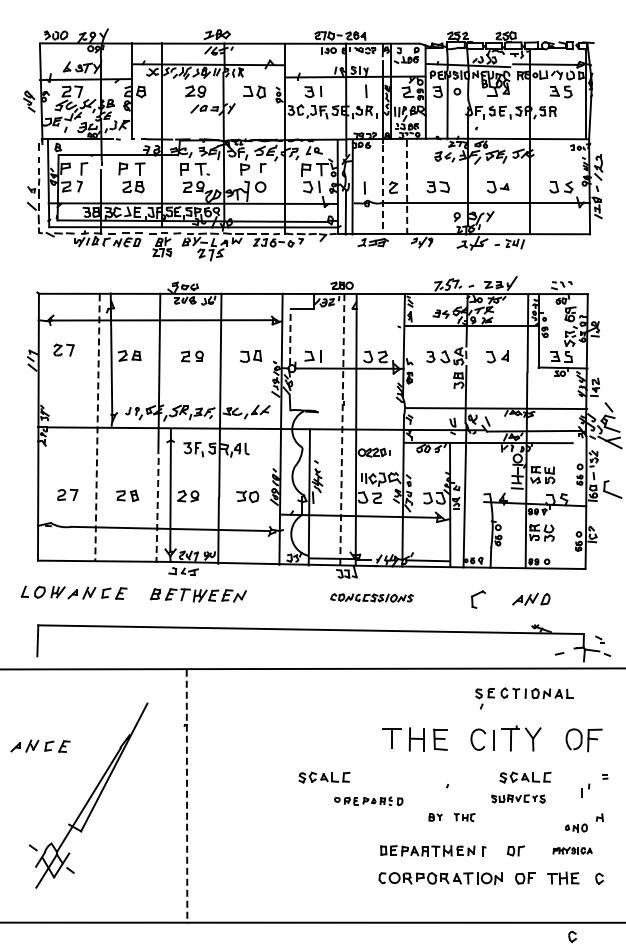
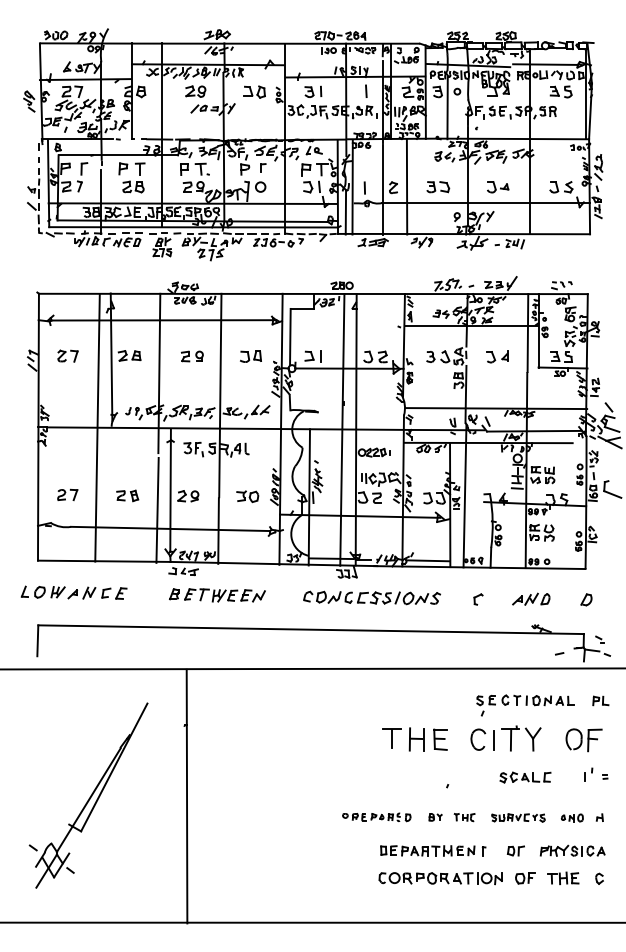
line: dashed -> solid (407, 187)
line: dashed -> solid (382, 189)
line: dashed -> solid (290, 336)
part position: (63, 349) -> (67, 355) (67, 355)
line: dashed -> solid (97, 428)
line: dashed -> solid (342, 429)
line: dashed -> solid (157, 510)
part position: (198, 595) -> (217, 595) (217, 595)
part size: 84x10 px -> 138x16 px (371, 597)
part size: 15x19 px -> 11x13 px (478, 599)
part: none -> present (586, 599)
part position: (524, 698) -> (525, 705) (525, 705)
part: none -> present (600, 700)
part: present -> none (40, 745)
part: present -> none (324, 777)
part position: (585, 790) -> (588, 774) (588, 774)
line: dashed -> solid (187, 796)
part position: (518, 798) -> (518, 817) (518, 817)
part position: (368, 801) -> (376, 817) (376, 817)
part position: (575, 827) -> (571, 817) (571, 817)
part size: 41x9 px -> 67x13 px (572, 850)
part: present -> none (572, 936)
